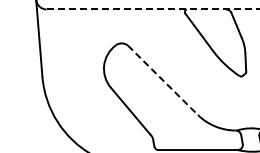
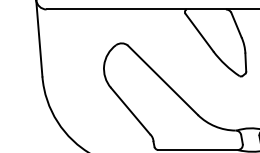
line: dashed -> solid (153, 9)
line: dashed -> solid (163, 80)
